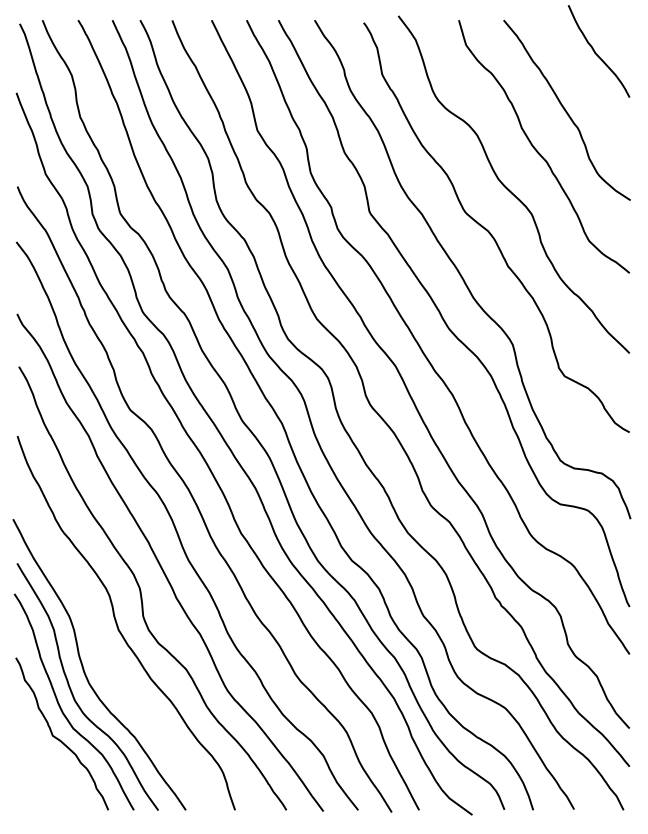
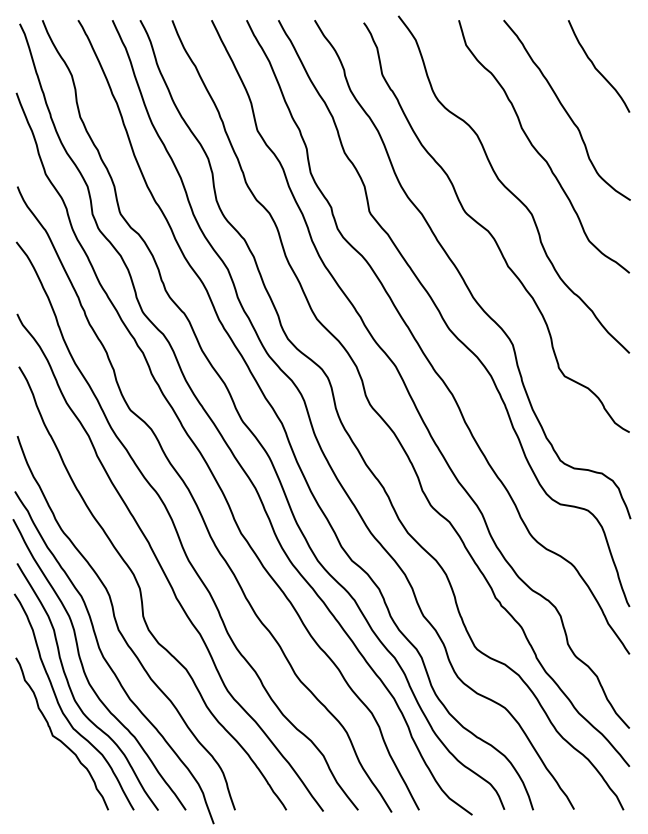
curve position: (596, 52) -> (596, 67) (596, 67)
curve: none -> present (108, 662)
